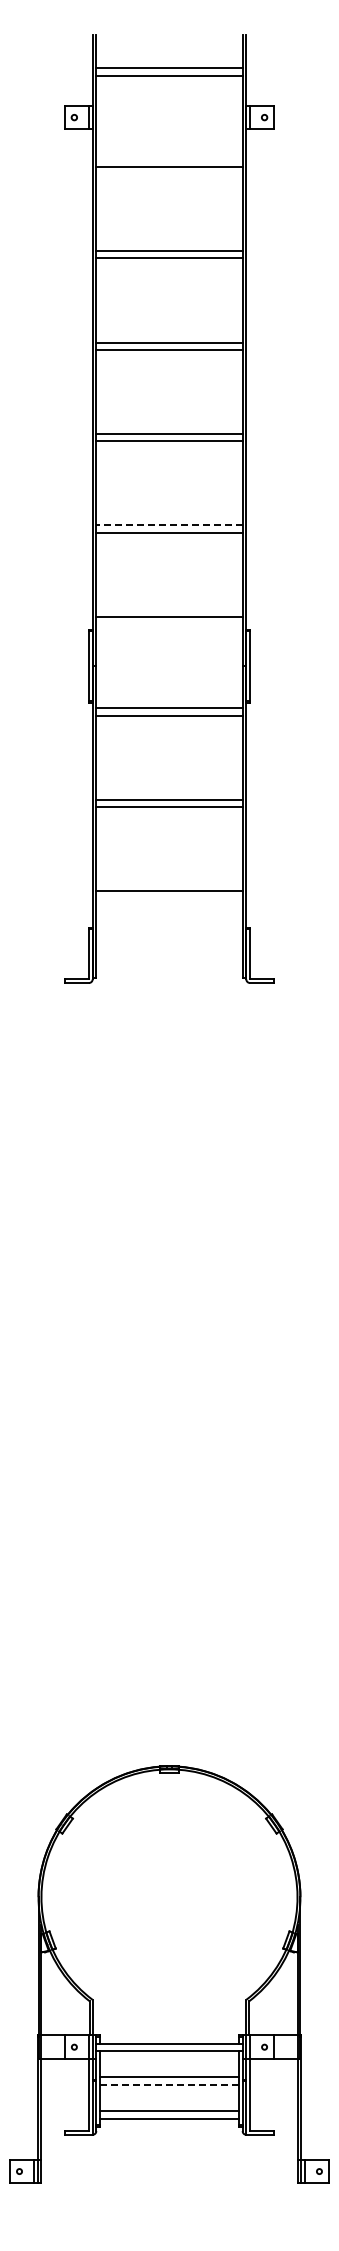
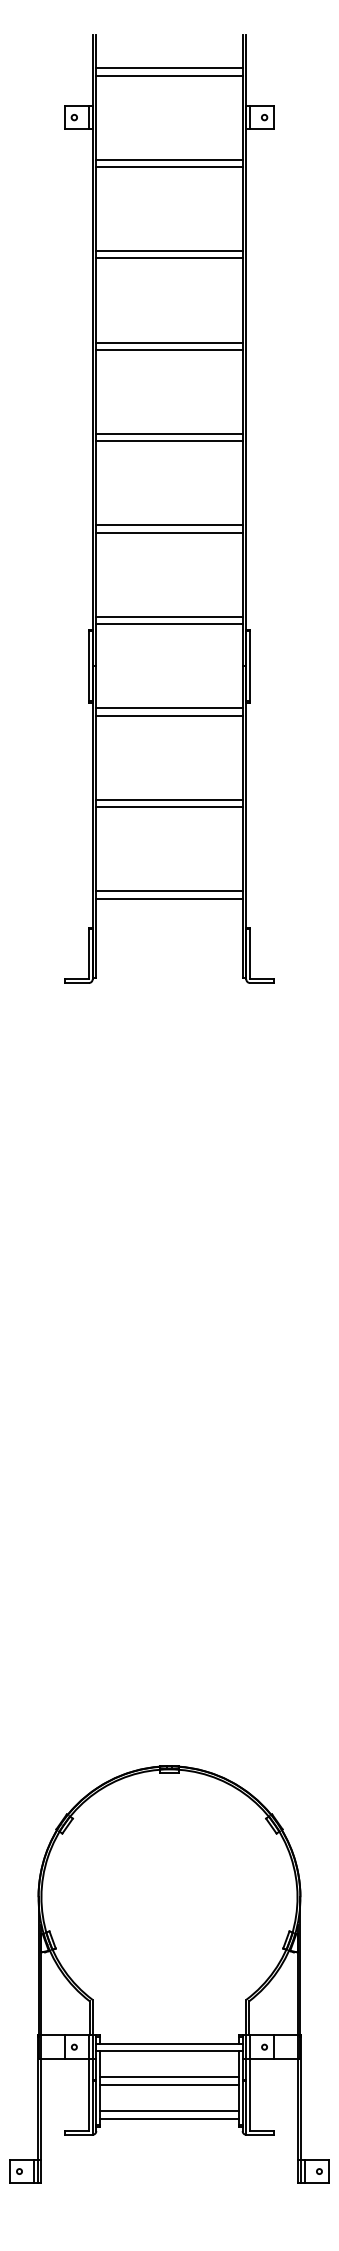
line: none -> present (169, 159)
line: dashed -> solid (168, 525)
line: none -> present (169, 624)
line: none -> present (169, 898)
line: dashed -> solid (169, 2084)
